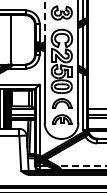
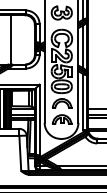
line: dashed -> solid (44, 20)
line: dashed -> solid (81, 165)
